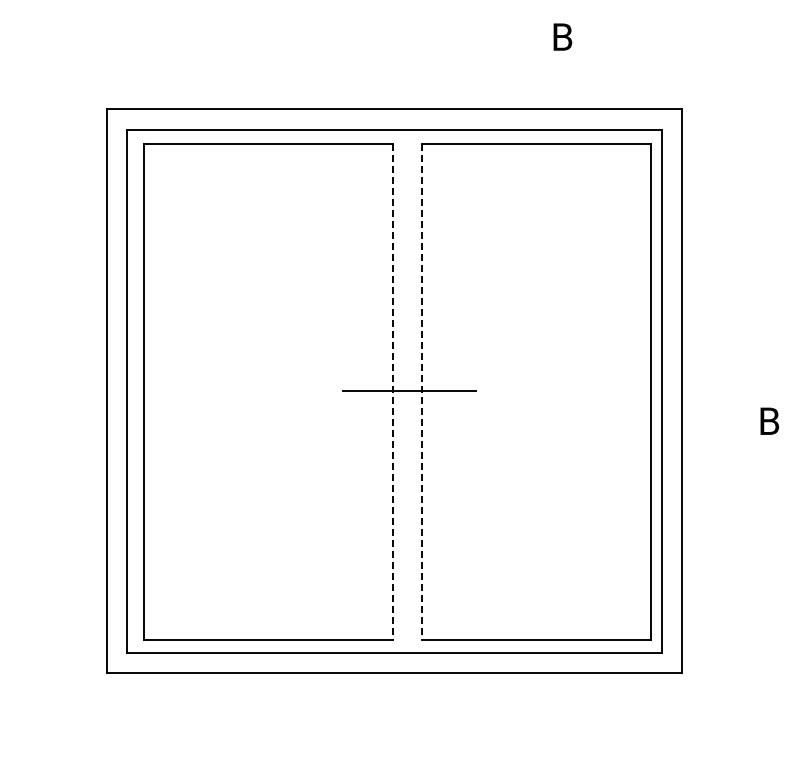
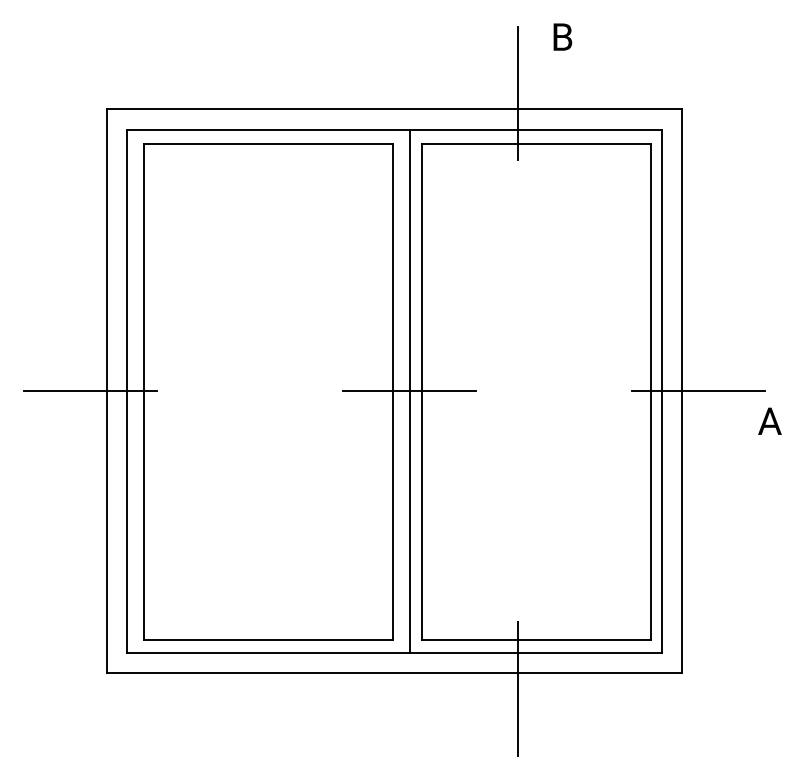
line: none -> present (518, 93)
line: none -> present (409, 390)
line: none -> present (90, 391)
line: none -> present (697, 391)
line: dashed -> solid (392, 392)
line: dashed -> solid (421, 392)
text: B -> A (769, 420)
line: none -> present (518, 688)
